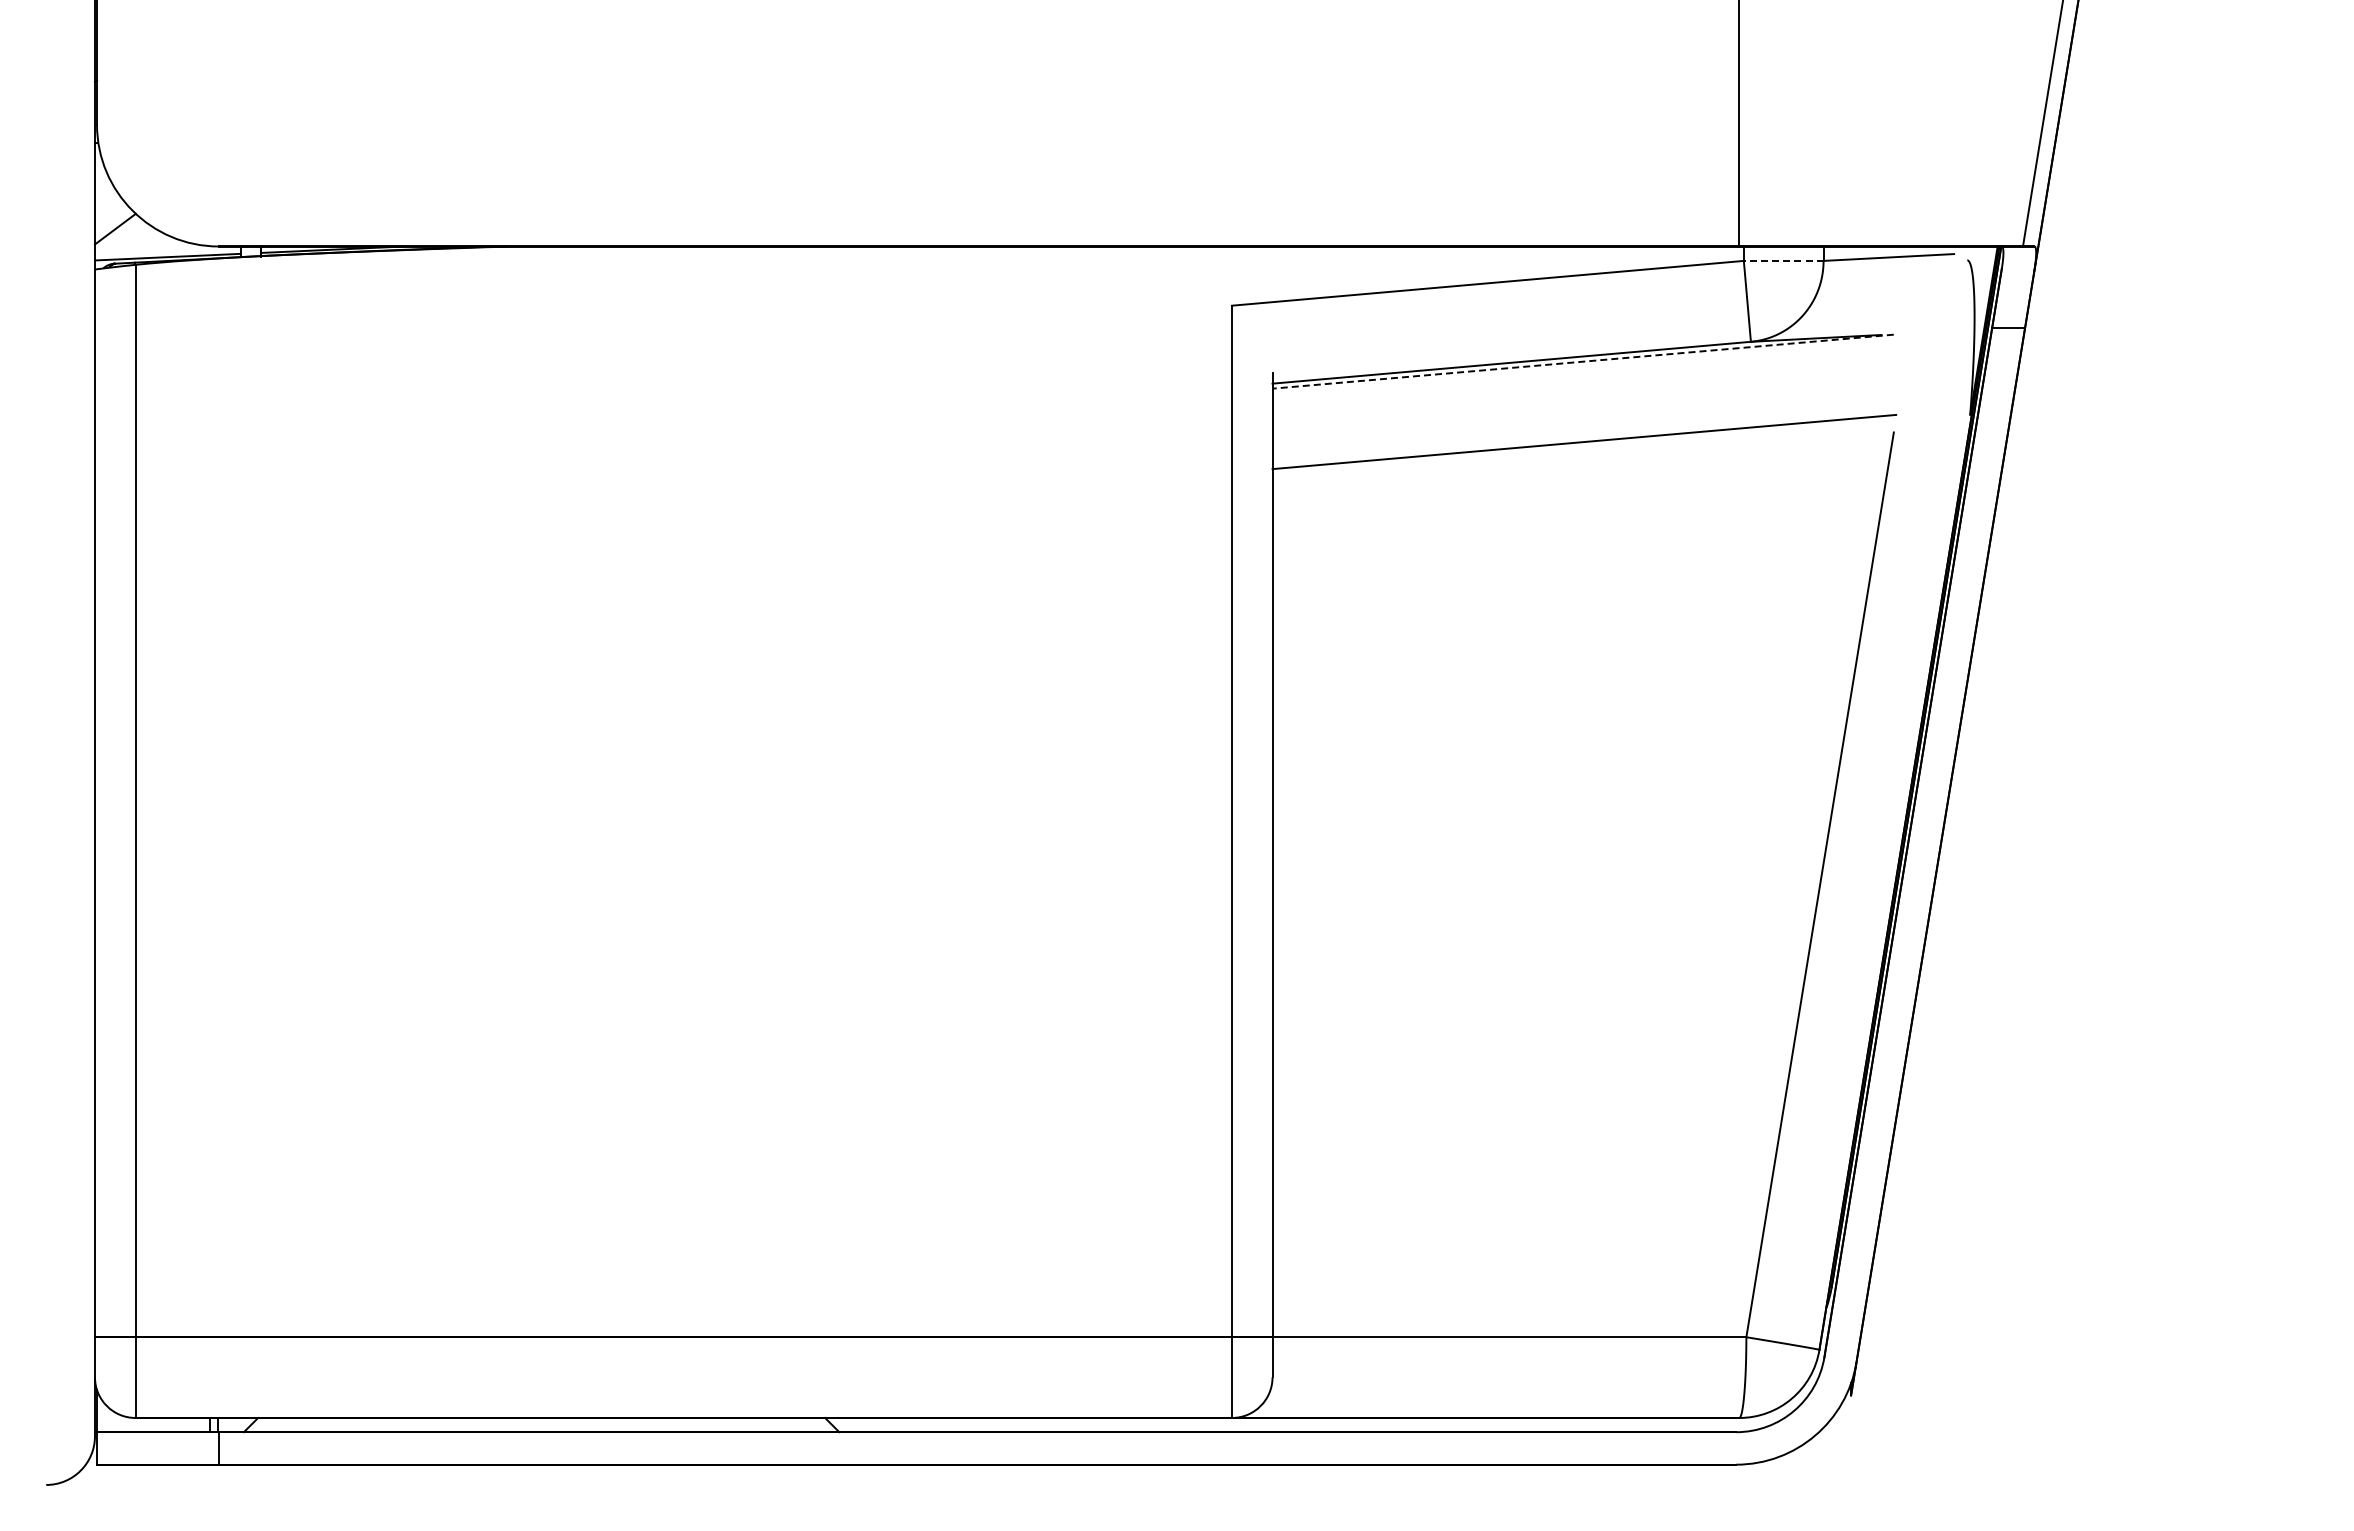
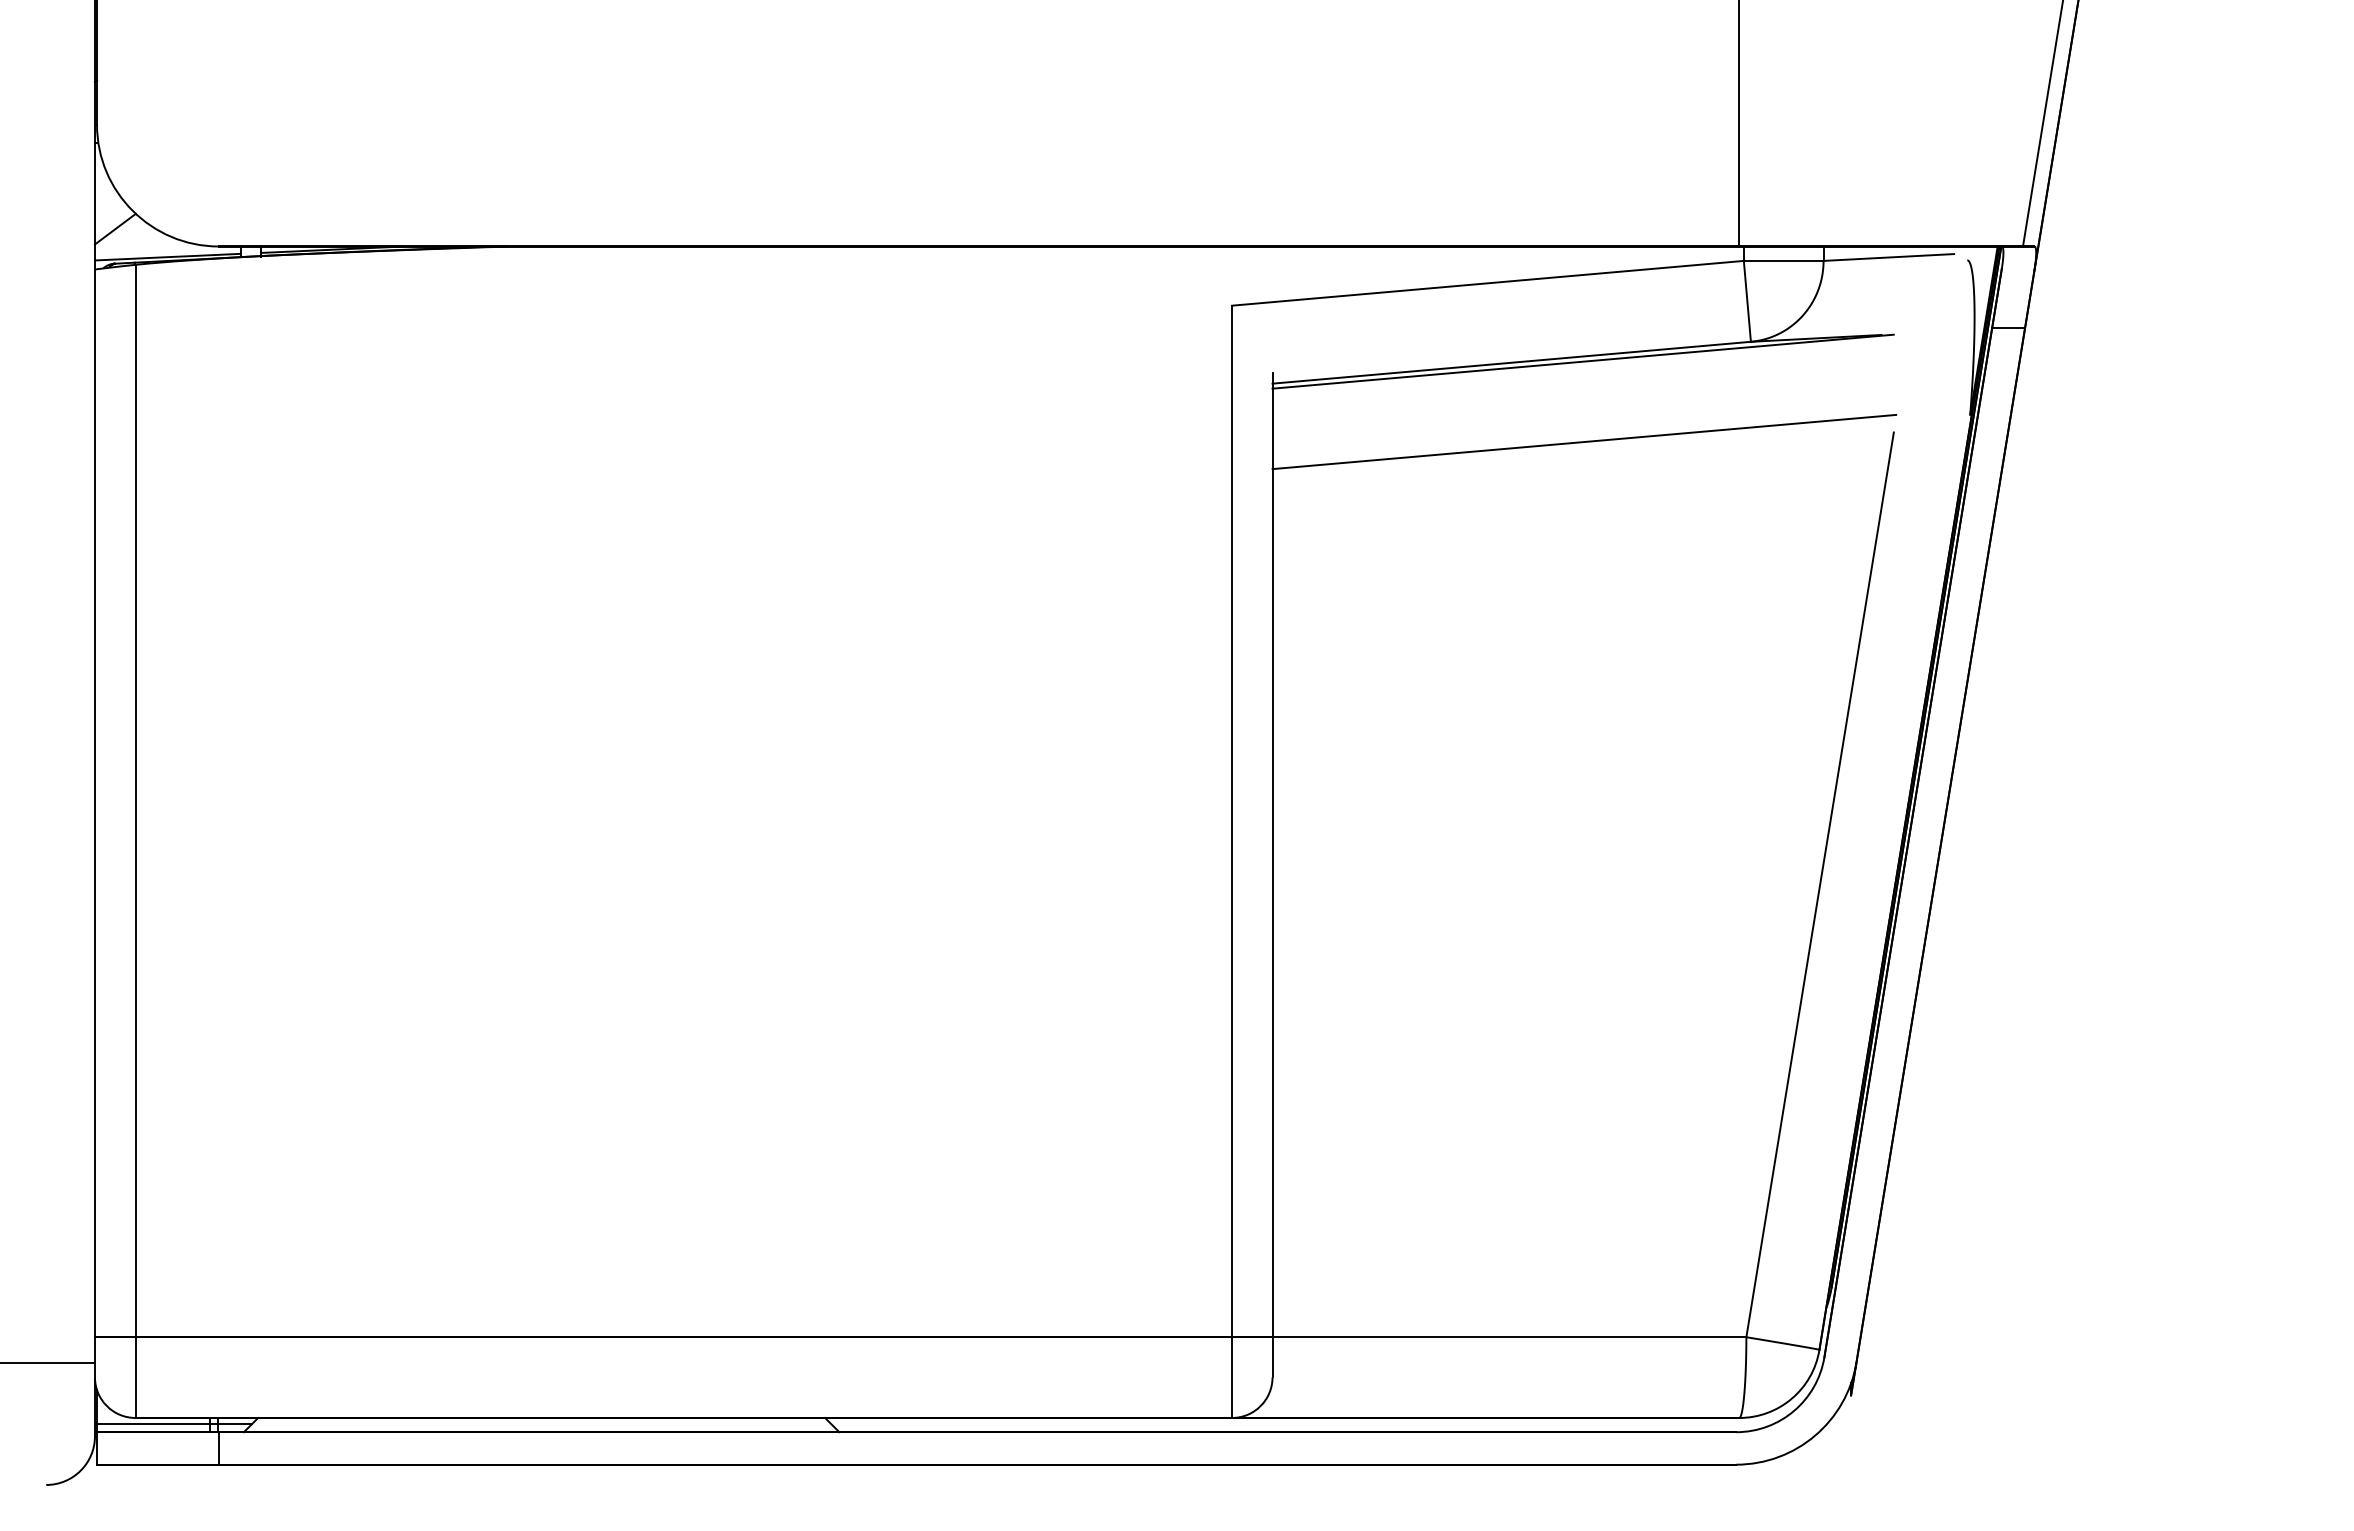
line: dashed -> solid (1783, 260)
line: dashed -> solid (1583, 361)
line: none -> present (48, 1363)
line: none -> present (174, 1424)
